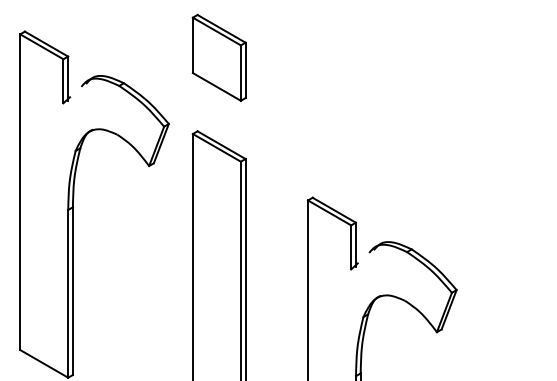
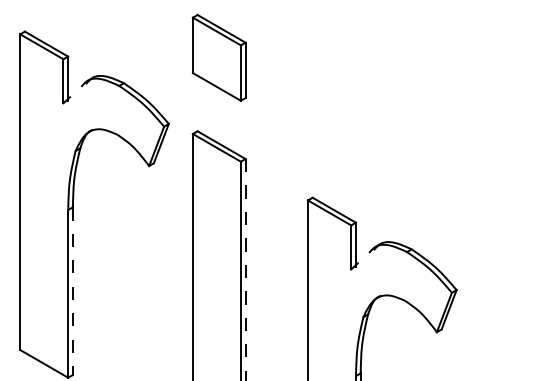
line: solid -> dashed (245, 269)
line: solid -> dashed (72, 291)
